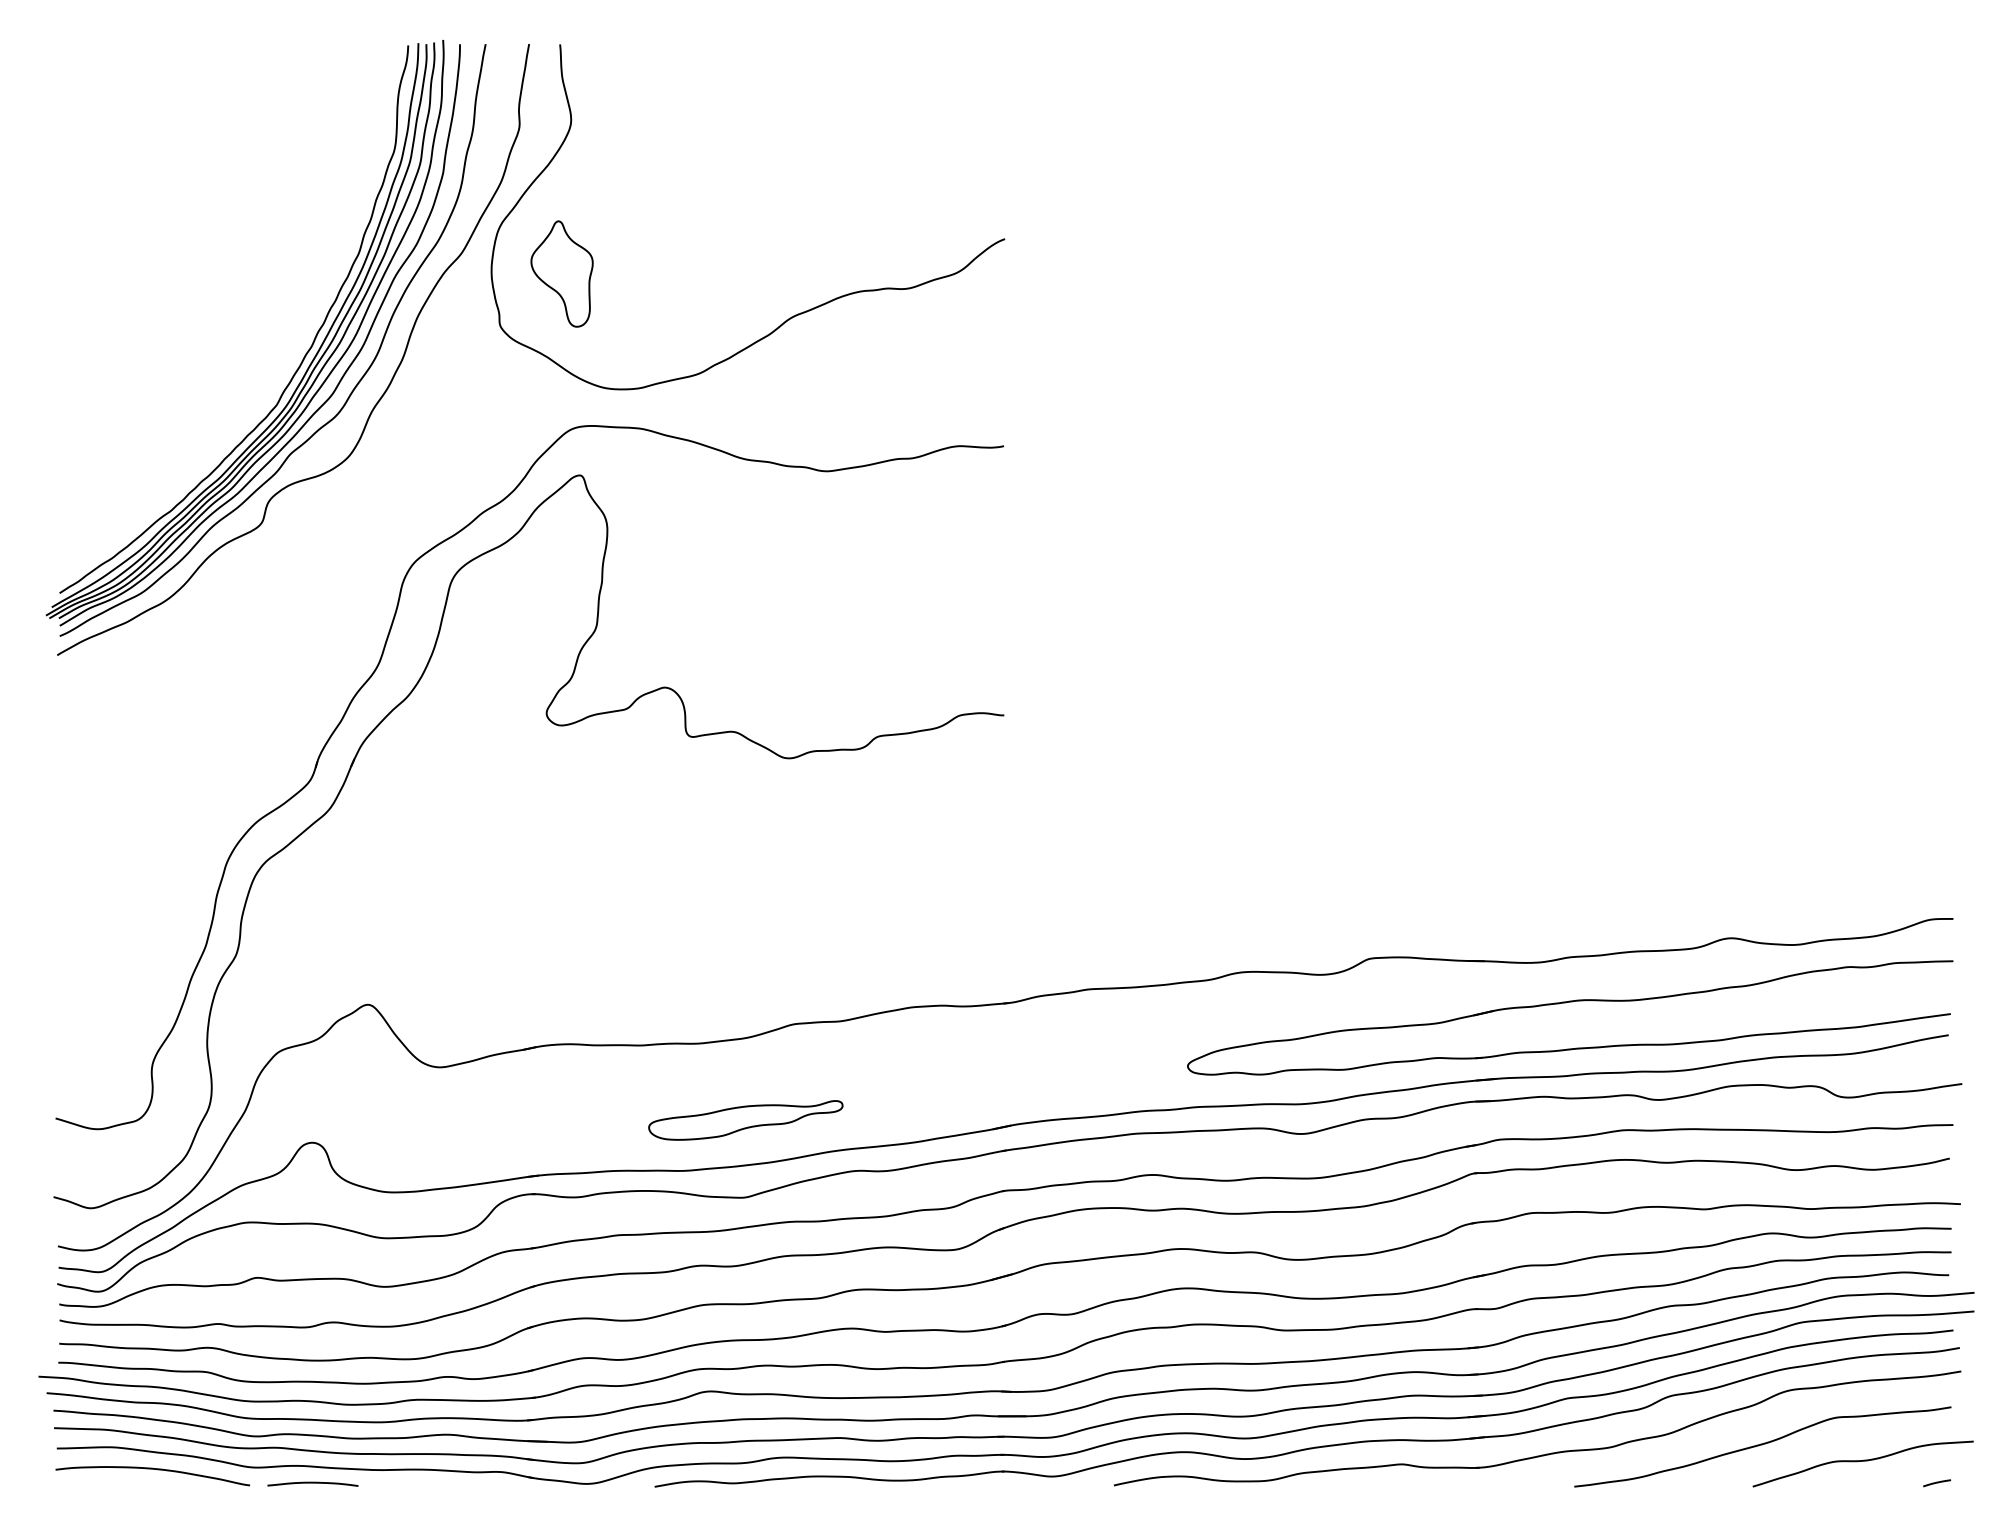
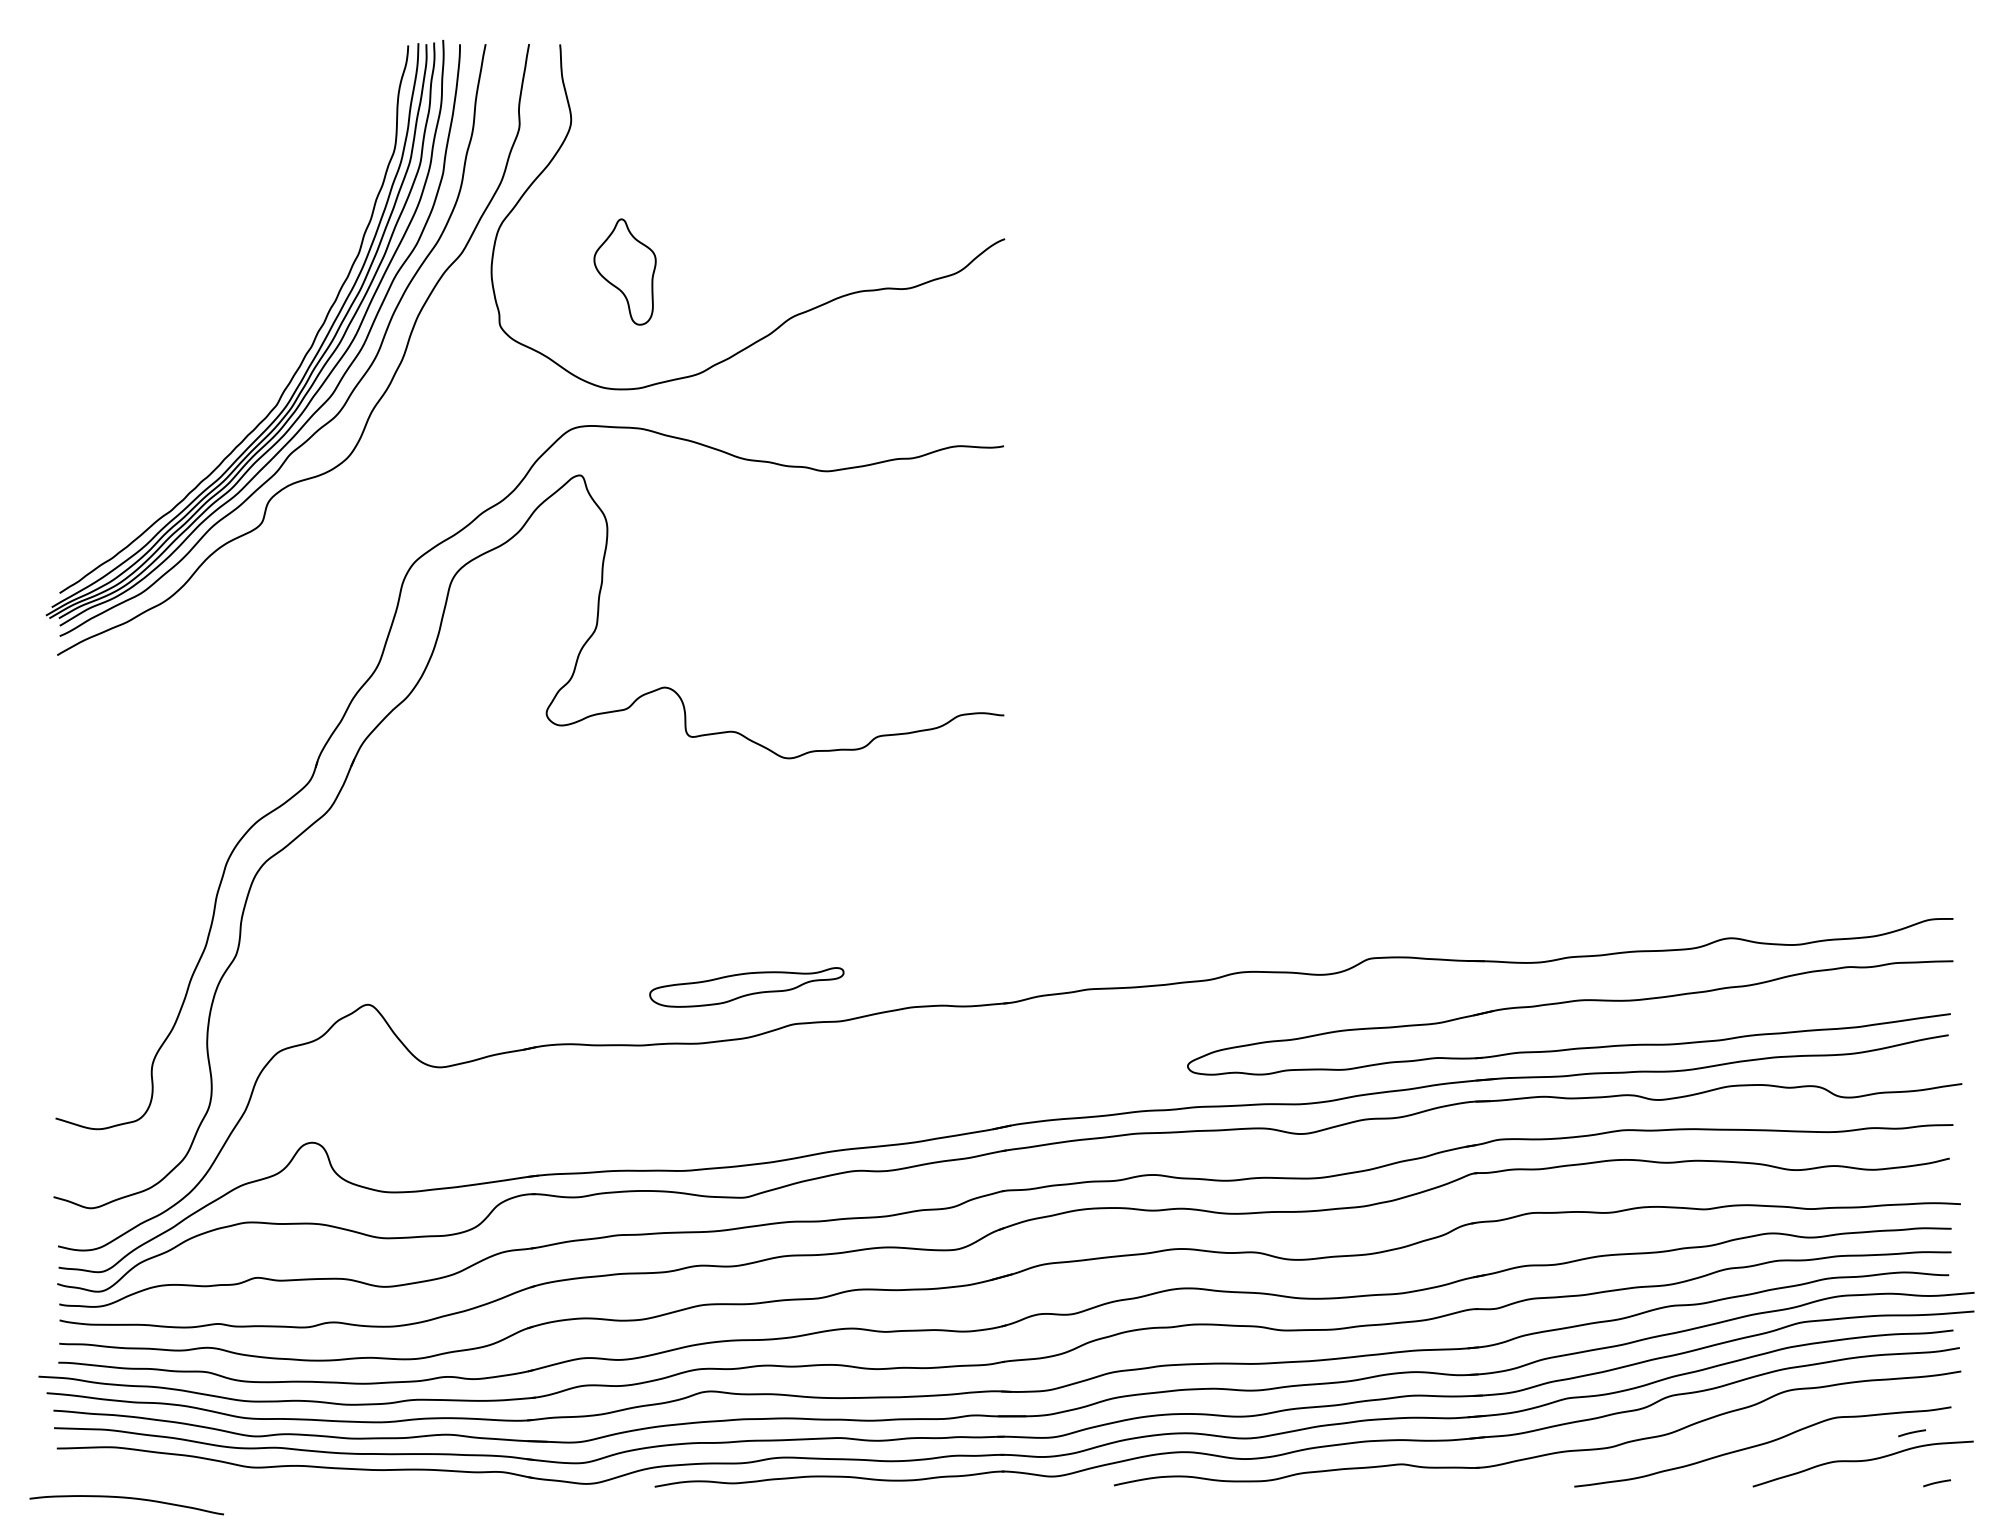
part position: (561, 273) -> (624, 271) (624, 271)
part position: (745, 1120) -> (746, 987) (746, 987)
line: none -> present (1911, 1433)
curve position: (152, 1469) -> (126, 1498) (126, 1498)
curve: present -> none (312, 1483)
